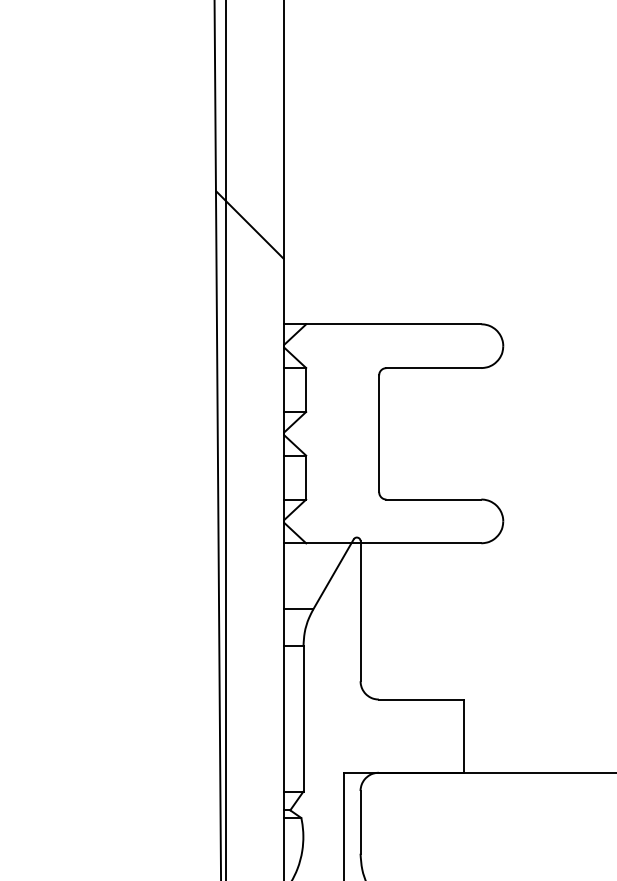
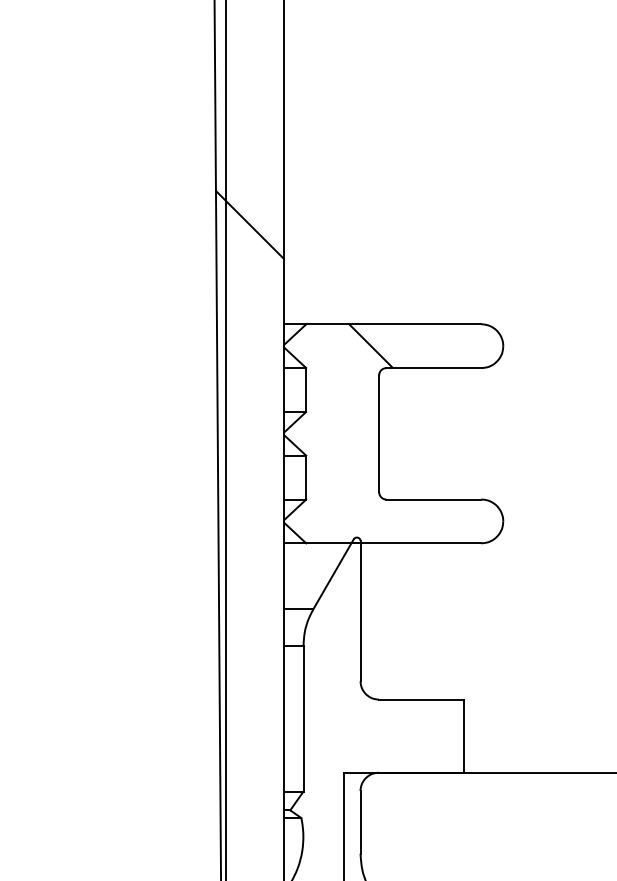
hatch: none -> present (371, 346)
